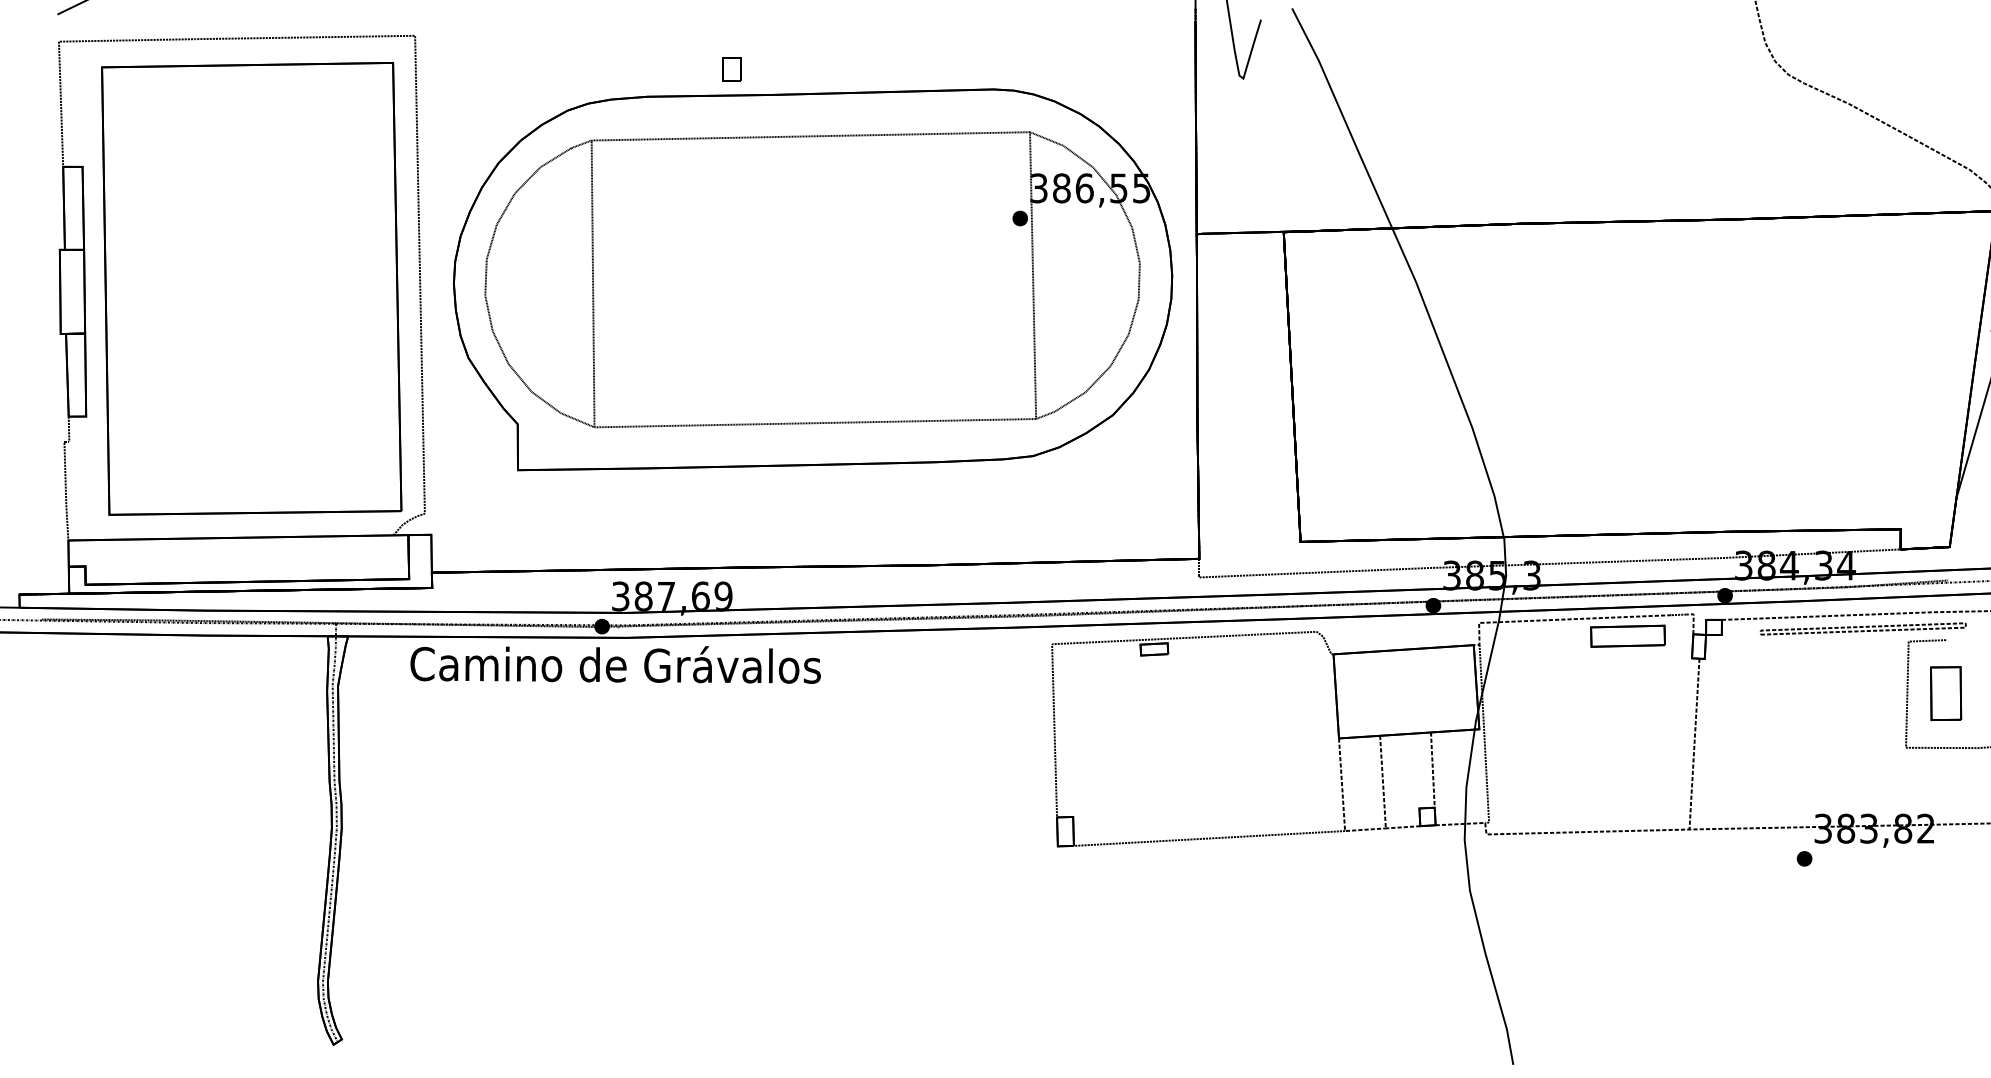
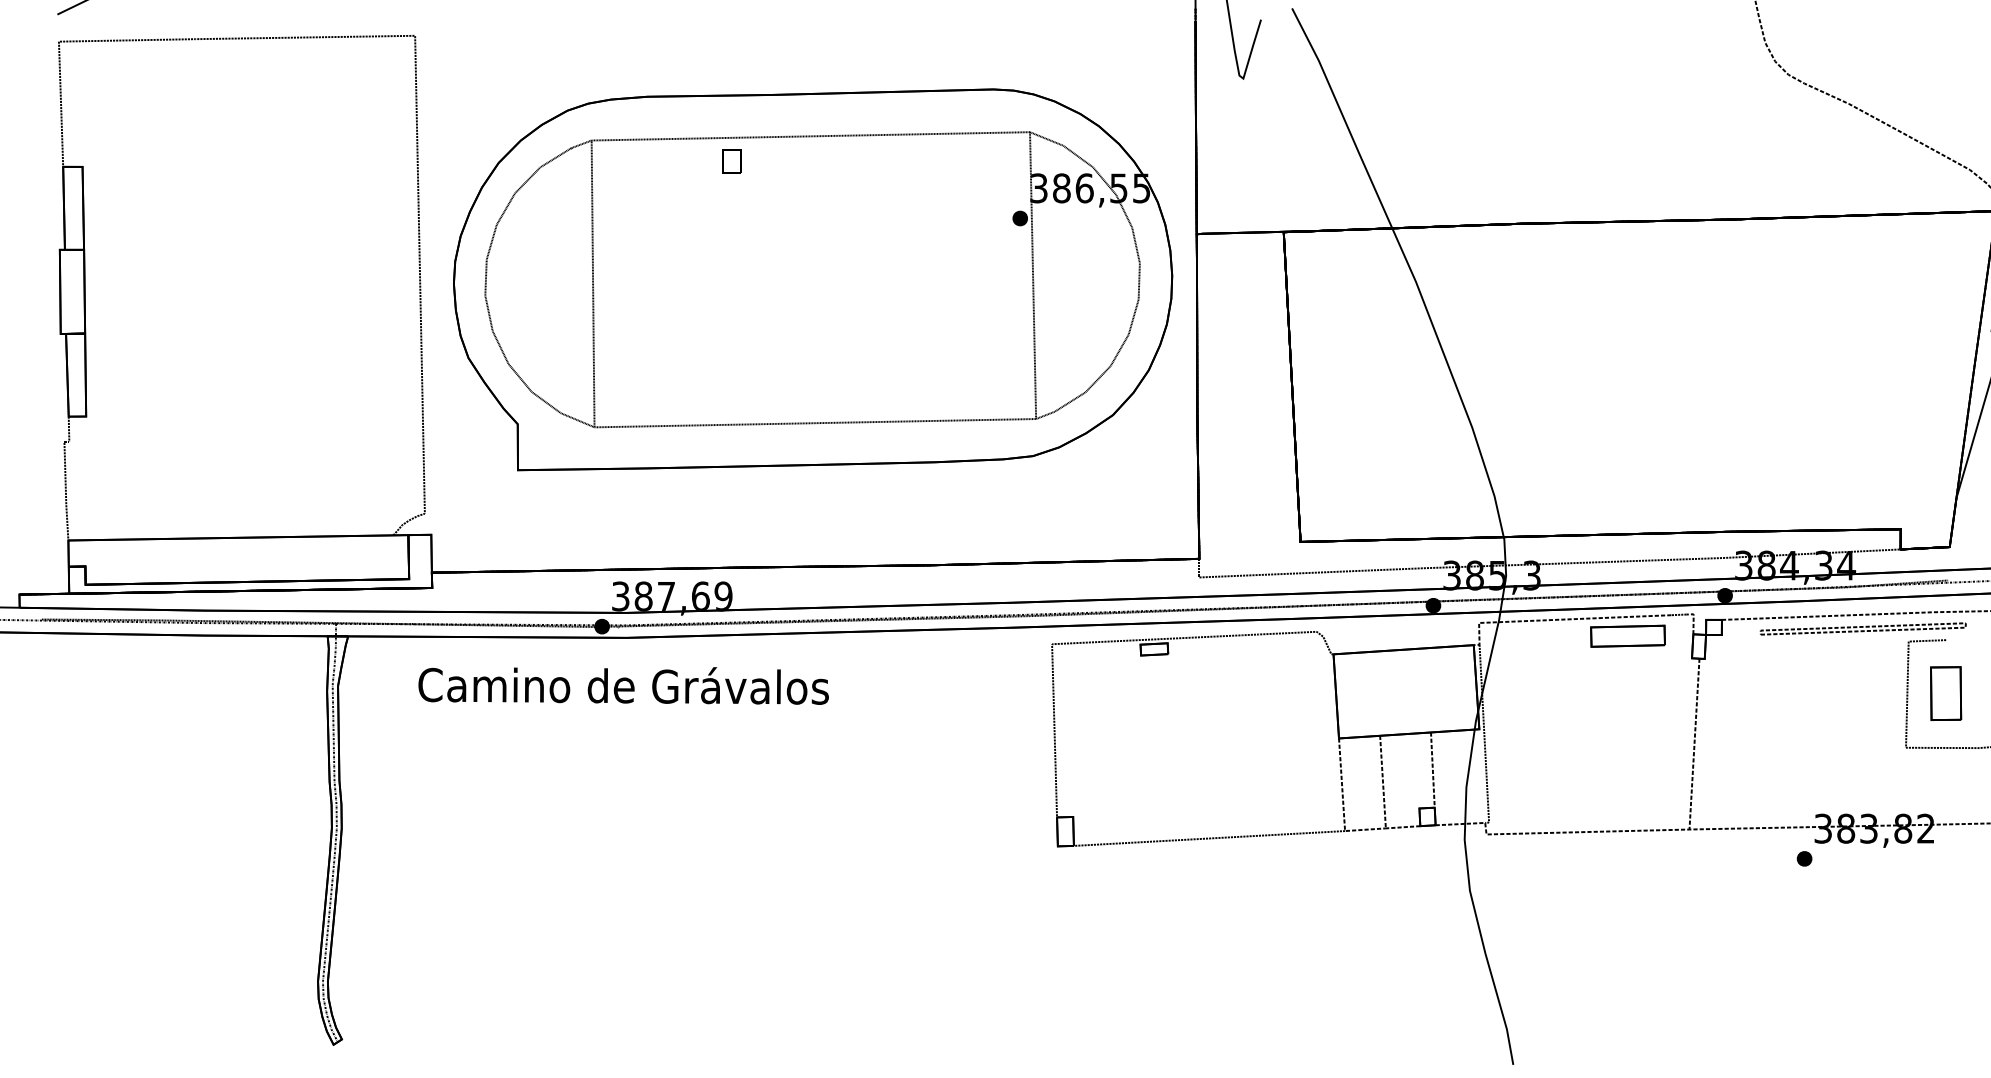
part position: (731, 69) -> (731, 161) (731, 161)
part: present -> none (251, 288)
text position: (615, 664) -> (623, 685) (623, 685)
